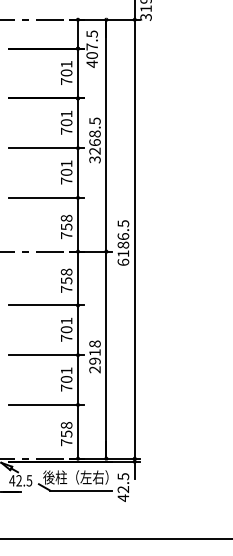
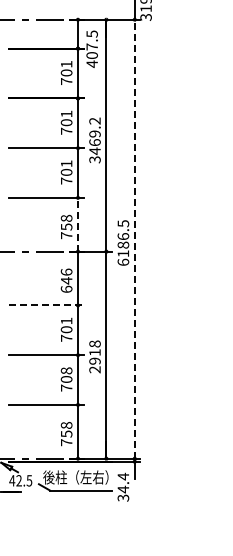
text: 3268.5 -> 3469.2 (94, 136)
line: solid -> dashed (78, 224)
line: solid -> dashed (134, 238)
text: 758 -> 646 (66, 280)
line: solid -> dashed (46, 305)
text: 701 -> 708 (66, 370)
text: 42.5 -> 34.4 (123, 487)
line: present -> none (115, 539)
